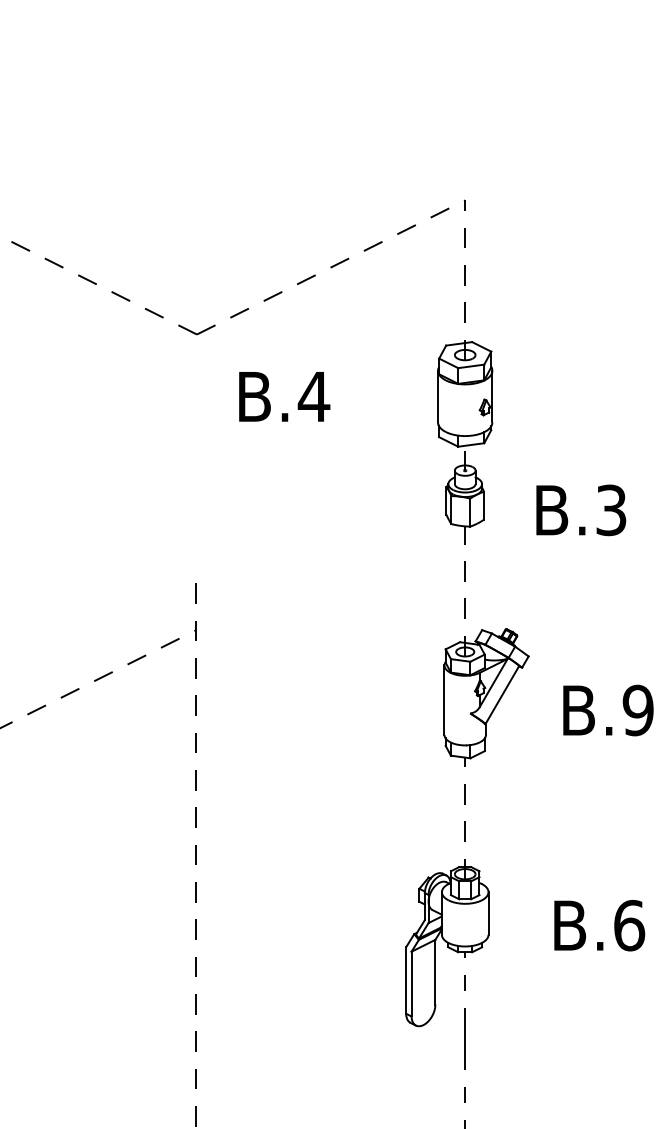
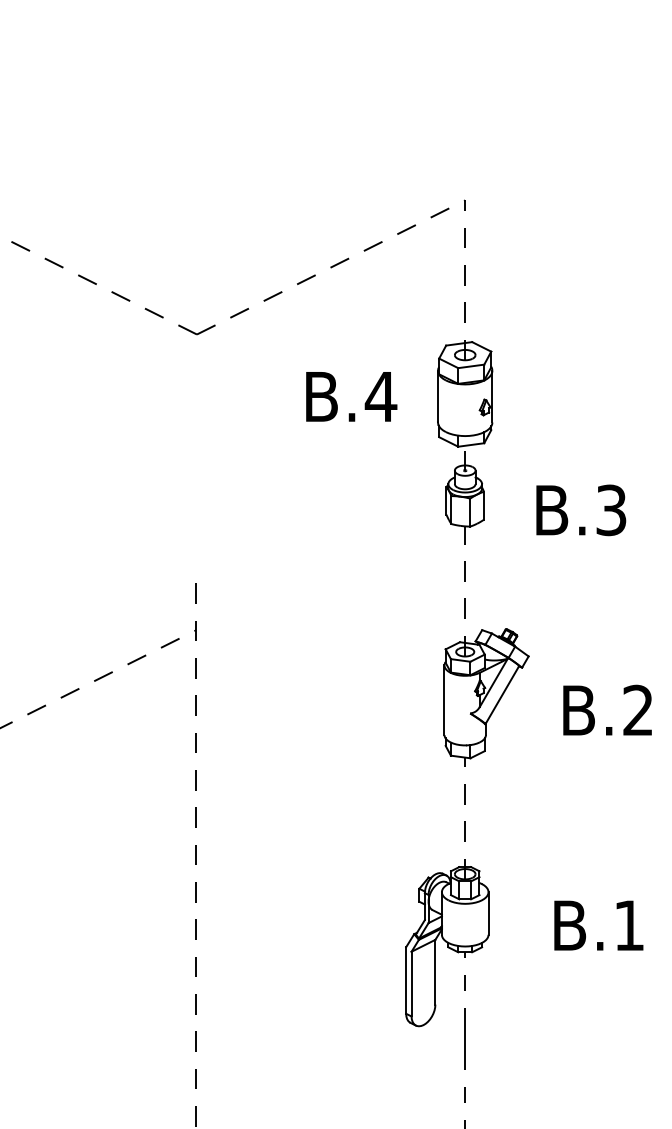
text position: (284, 396) -> (351, 396) (351, 396)
text: B.9 -> B.2 (637, 710)
text: B.6 -> B.1 (629, 925)
